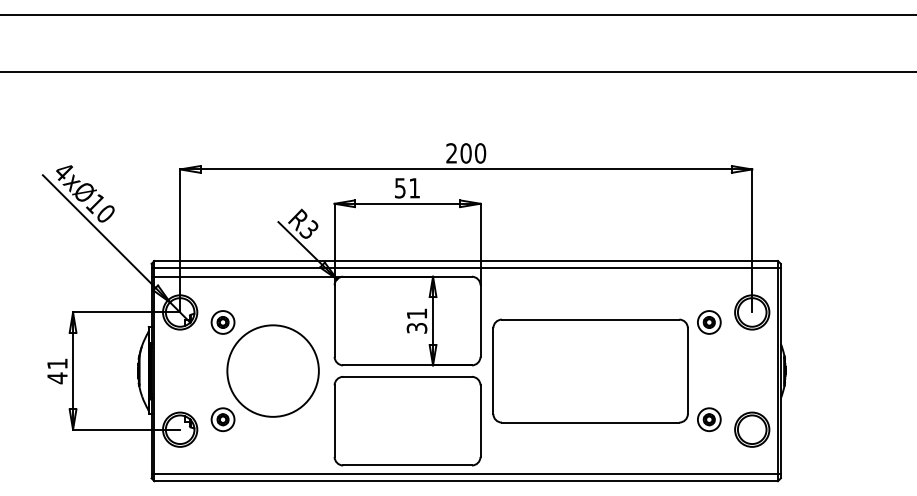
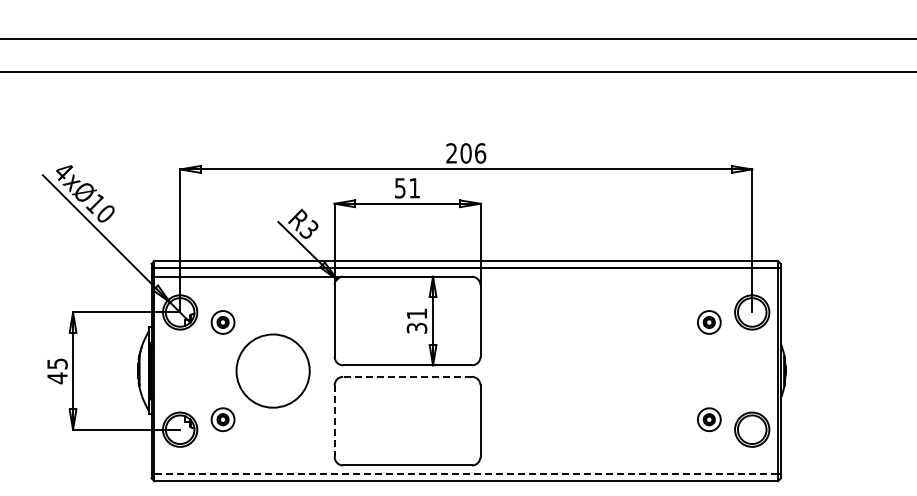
line position: (457, 14) -> (457, 38) (457, 38)
text: 200 -> 206 (480, 153)
text: 41 -> 45 (57, 363)
circle diameter: 92 px -> 73 px (272, 370)
part: present -> none (590, 370)
line: solid -> dashed (407, 376)
line: solid -> dashed (334, 421)
line: solid -> dashed (466, 474)
